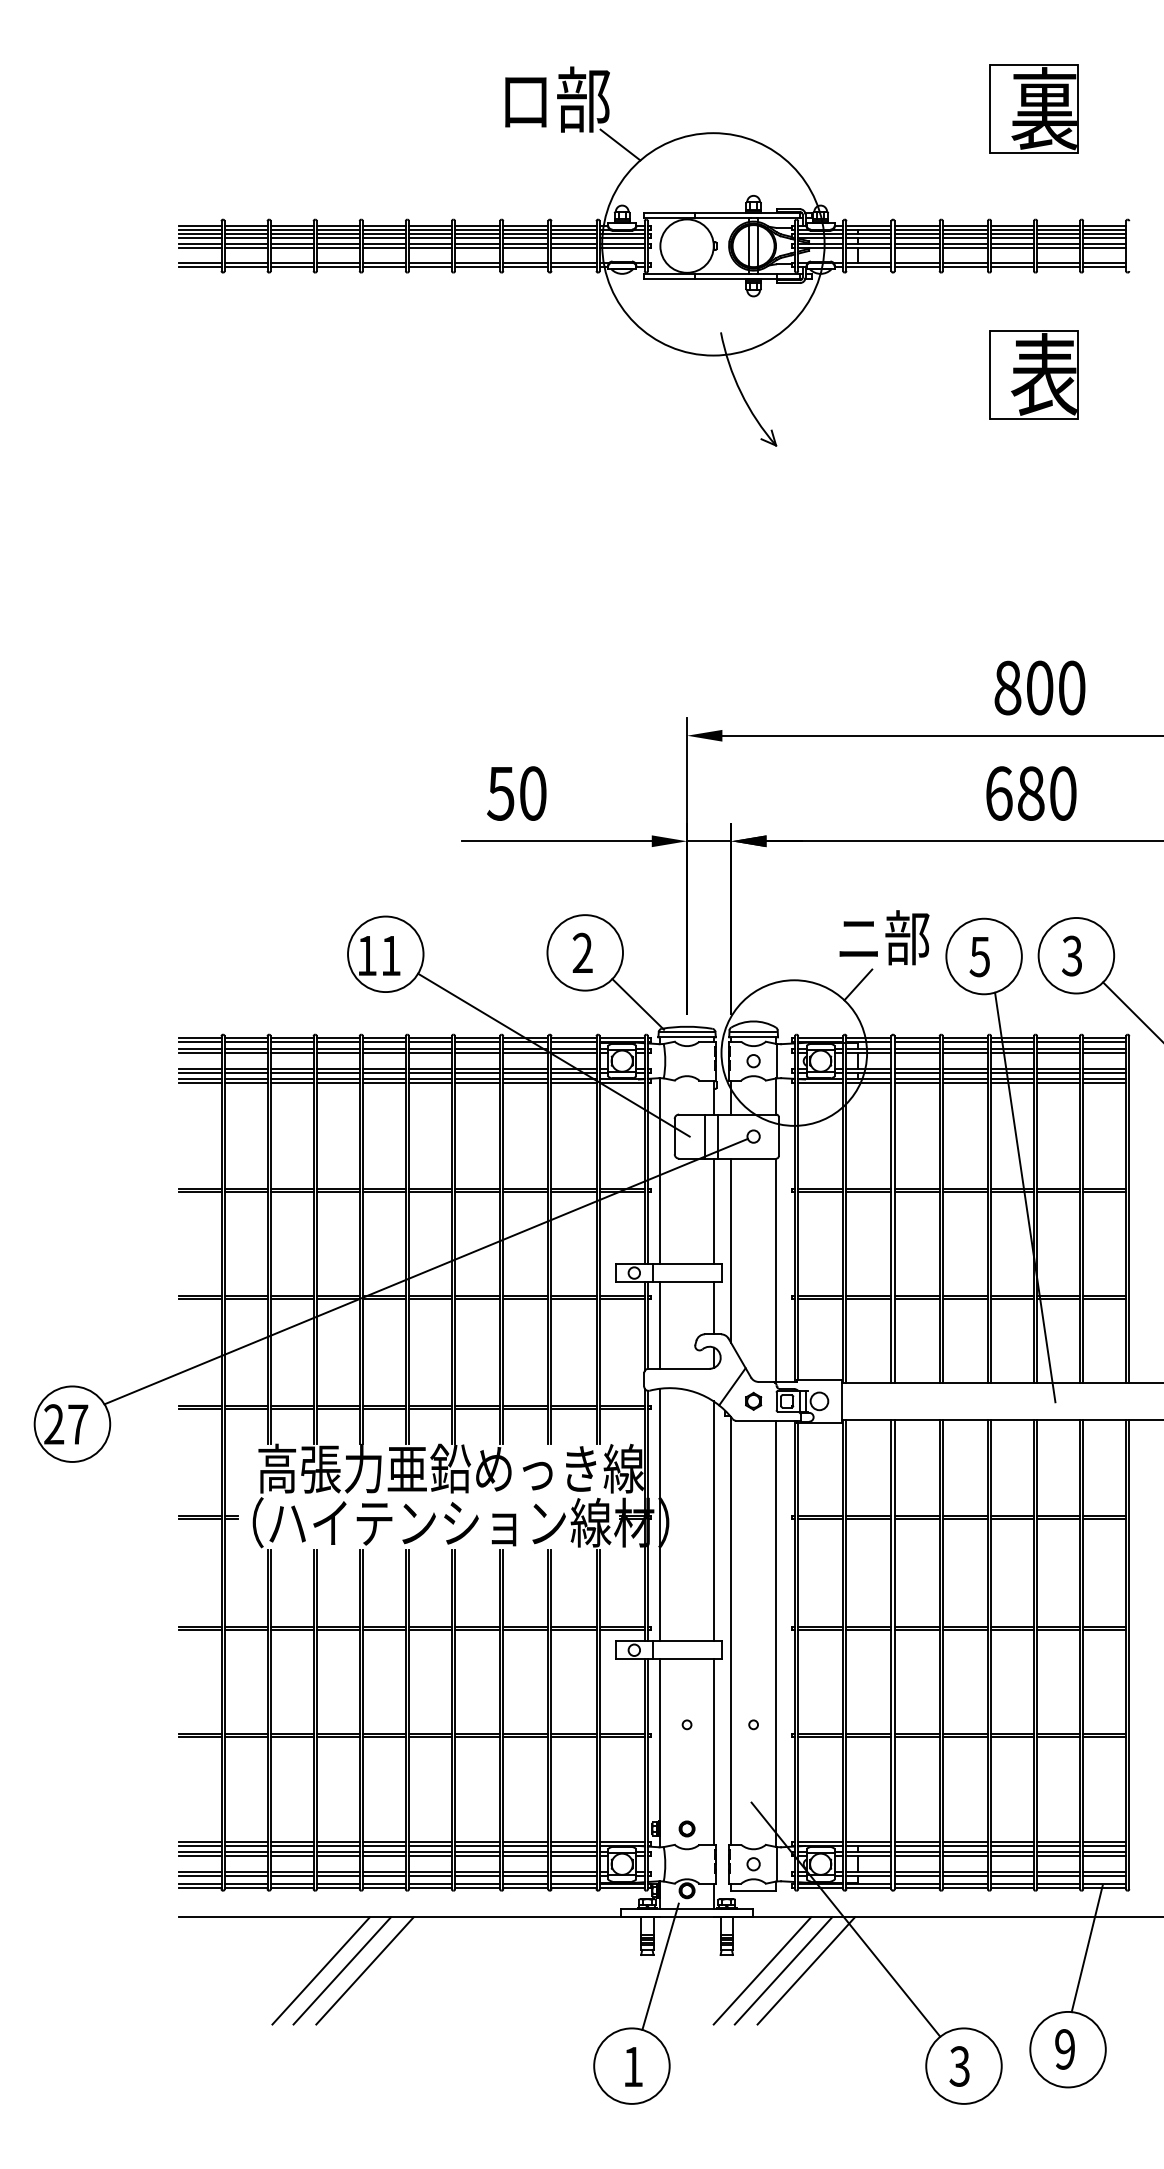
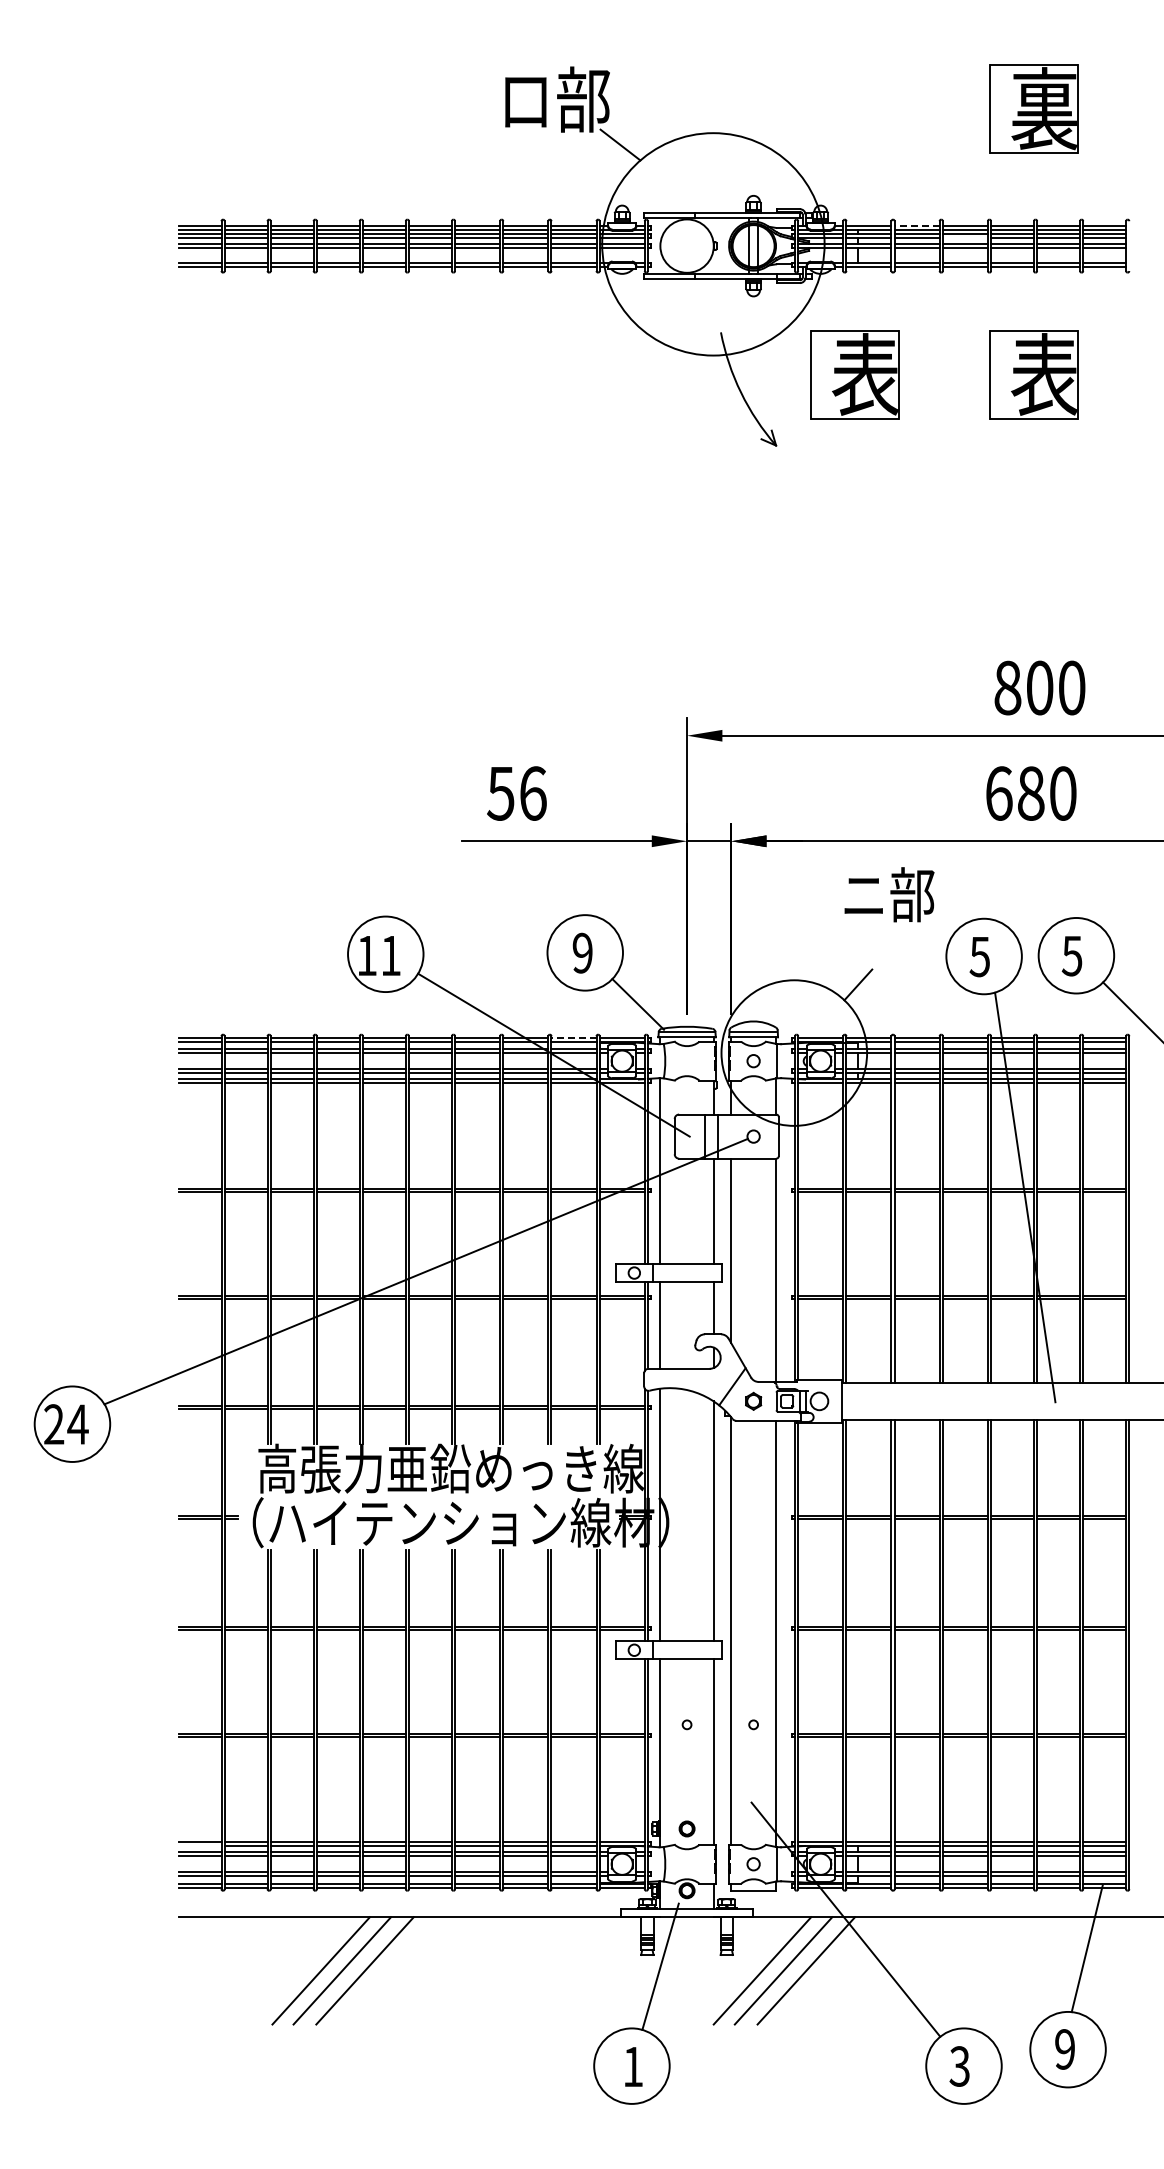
line: solid -> dashed (917, 225)
line: present -> none (964, 238)
part: none -> present (854, 374)
text: 50 -> 56 (533, 793)
text position: (884, 937) -> (889, 894) (889, 894)
text: 2 -> 9 (582, 953)
text: 3 -> 5 (1072, 955)
line: solid -> dashed (574, 1037)
text: 27 -> 24 (77, 1424)
line: present -> none (199, 1845)
